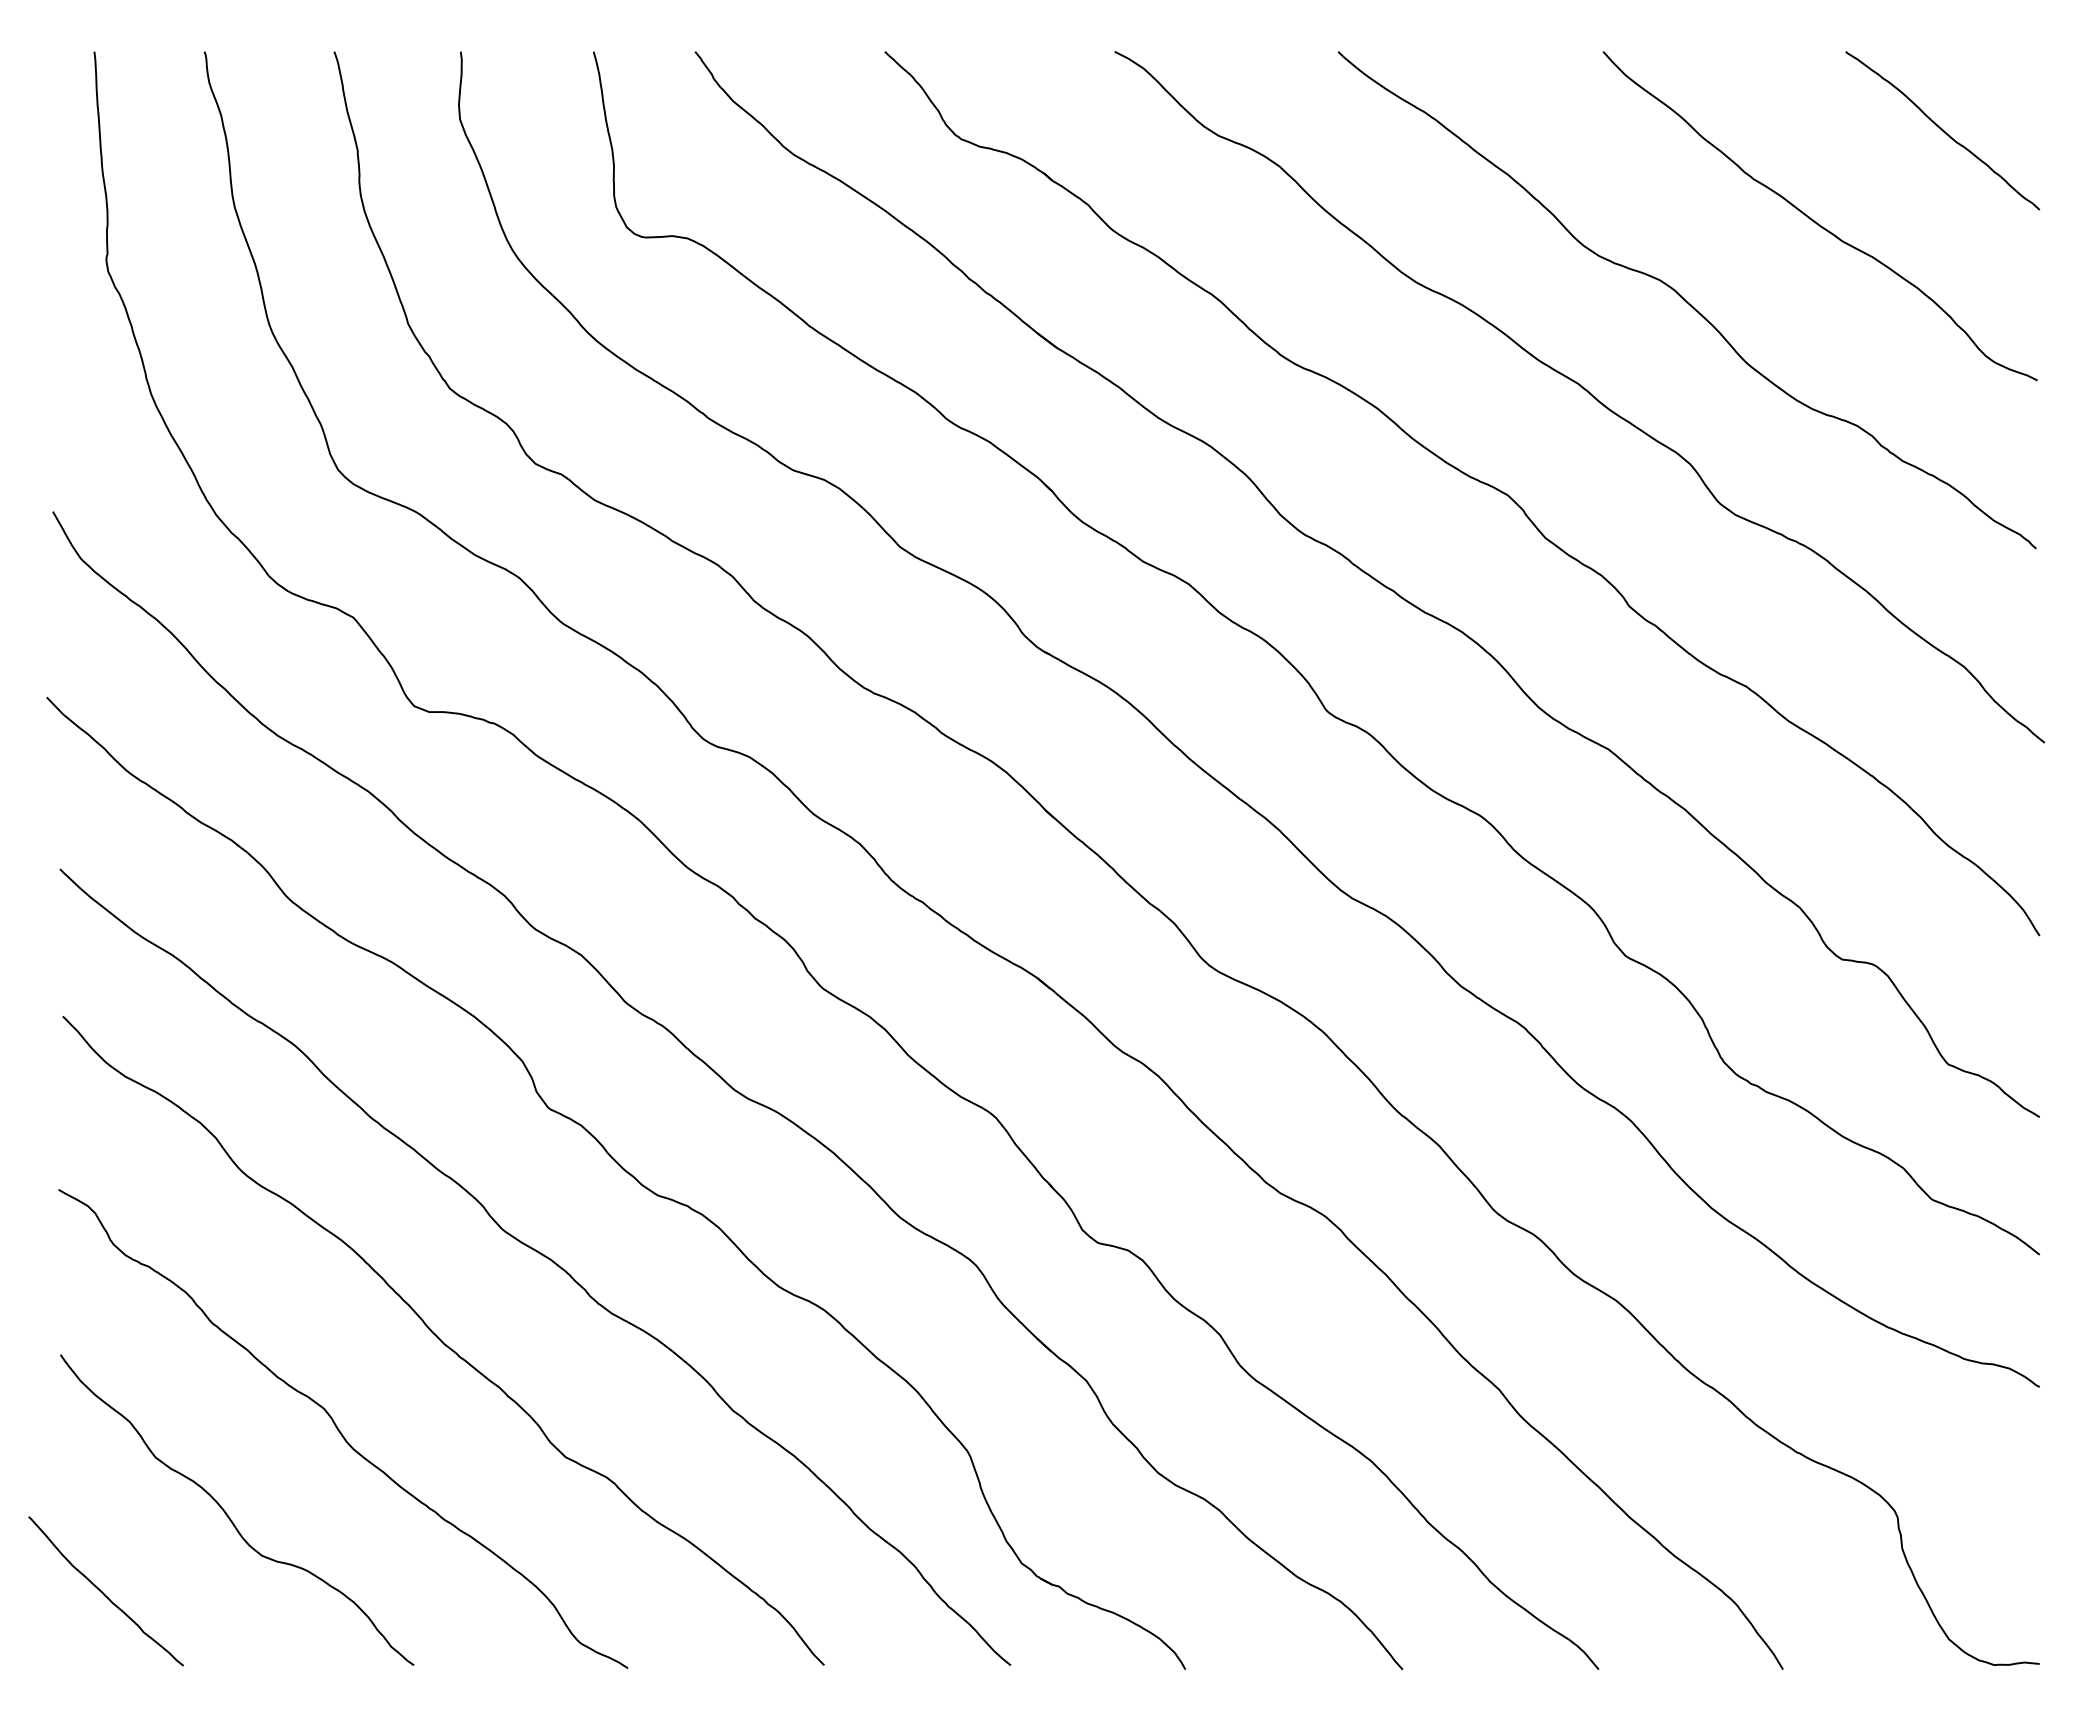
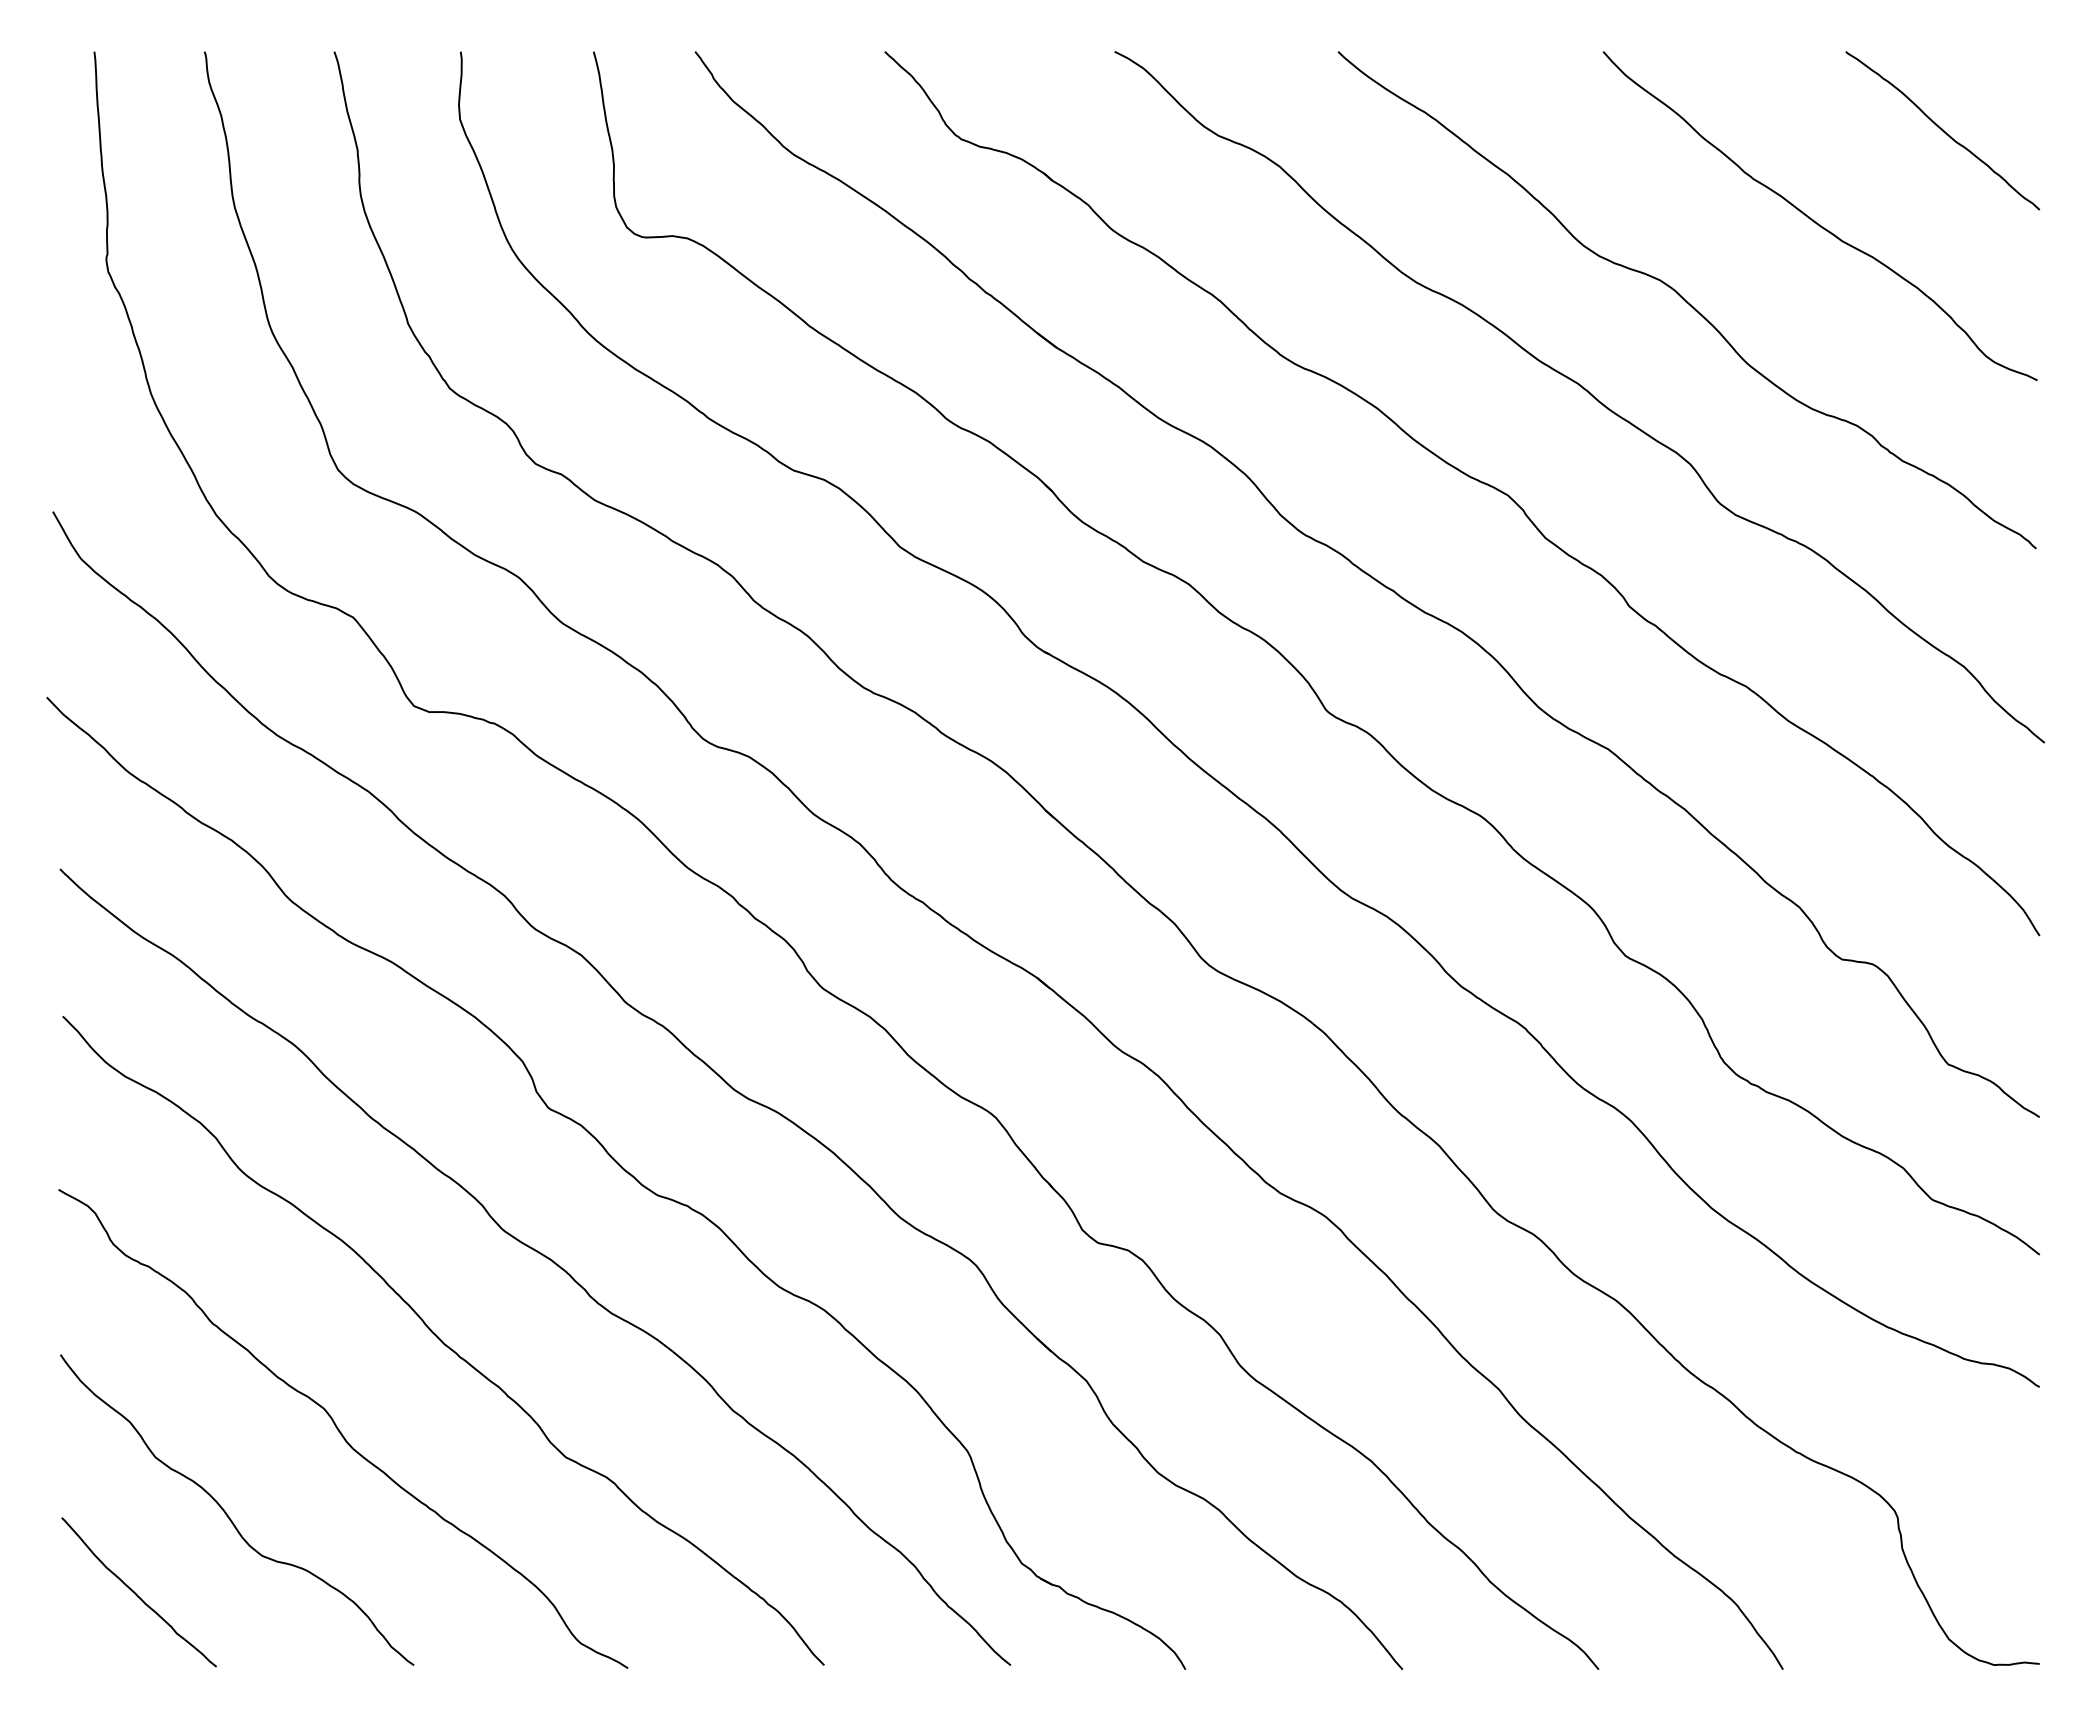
curve position: (103, 1592) -> (136, 1593) (136, 1593)
